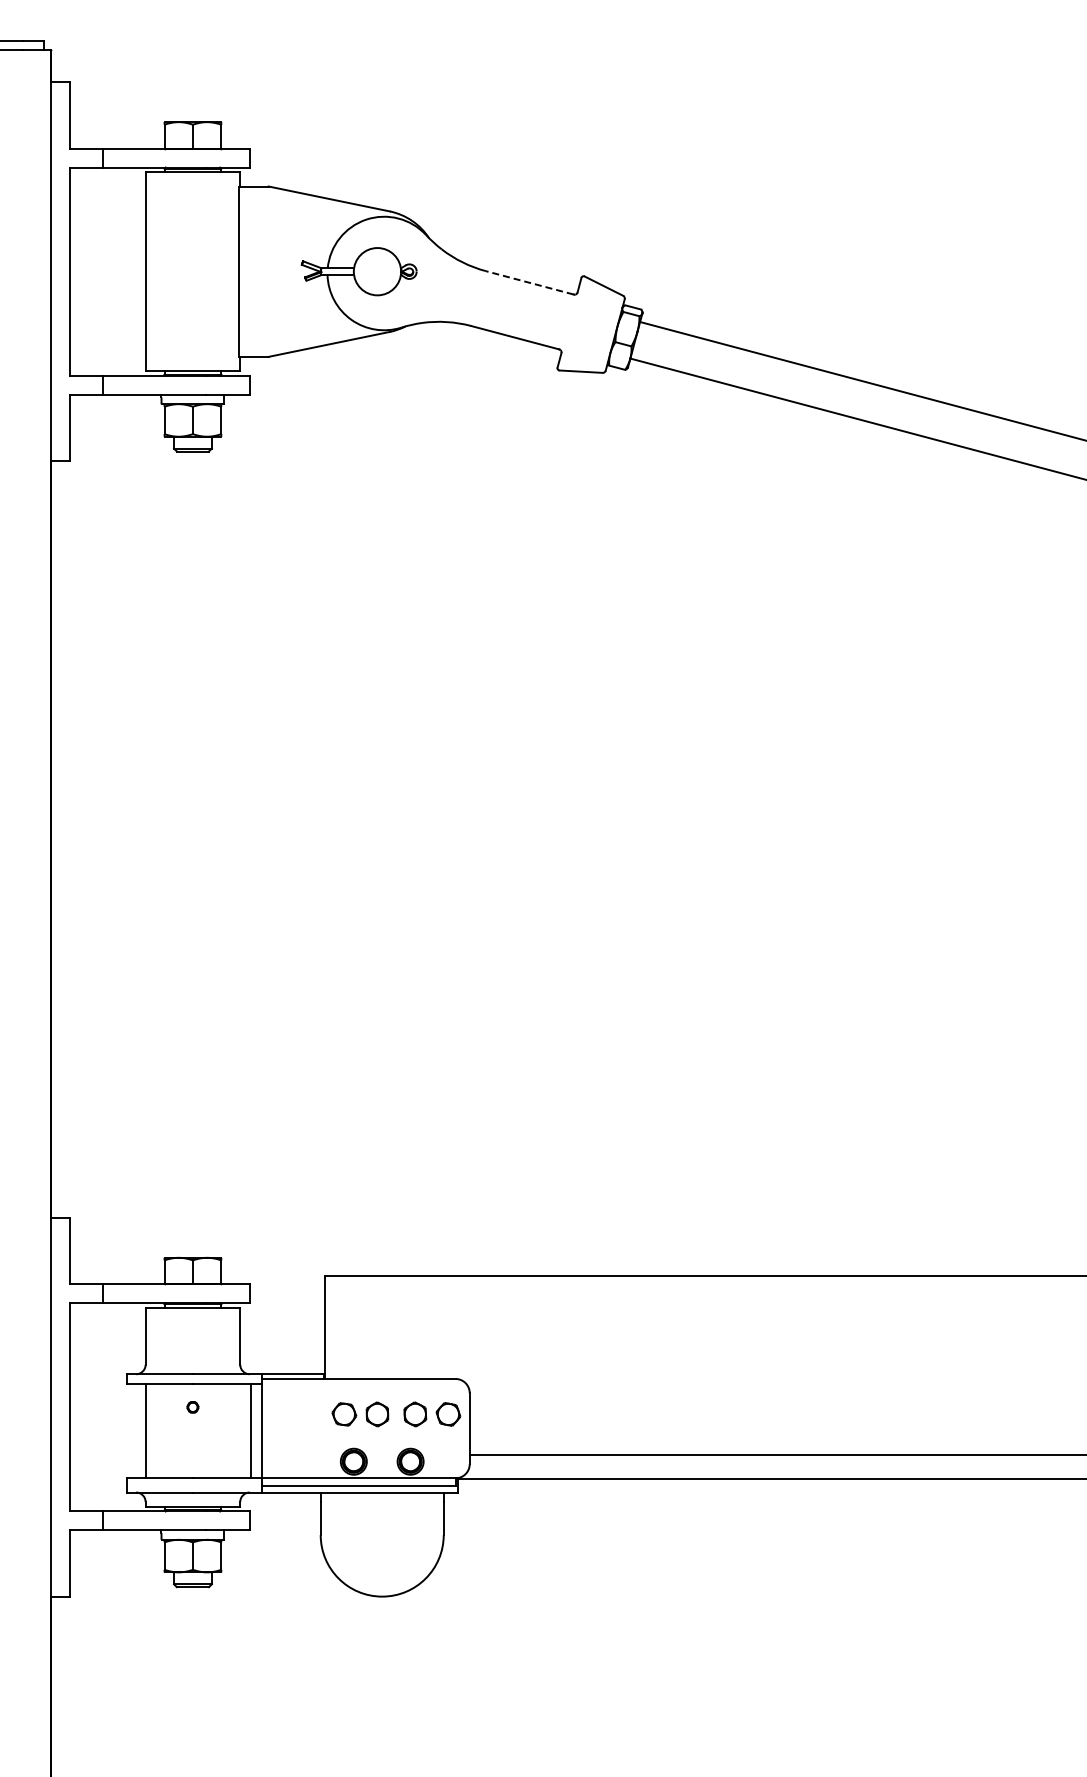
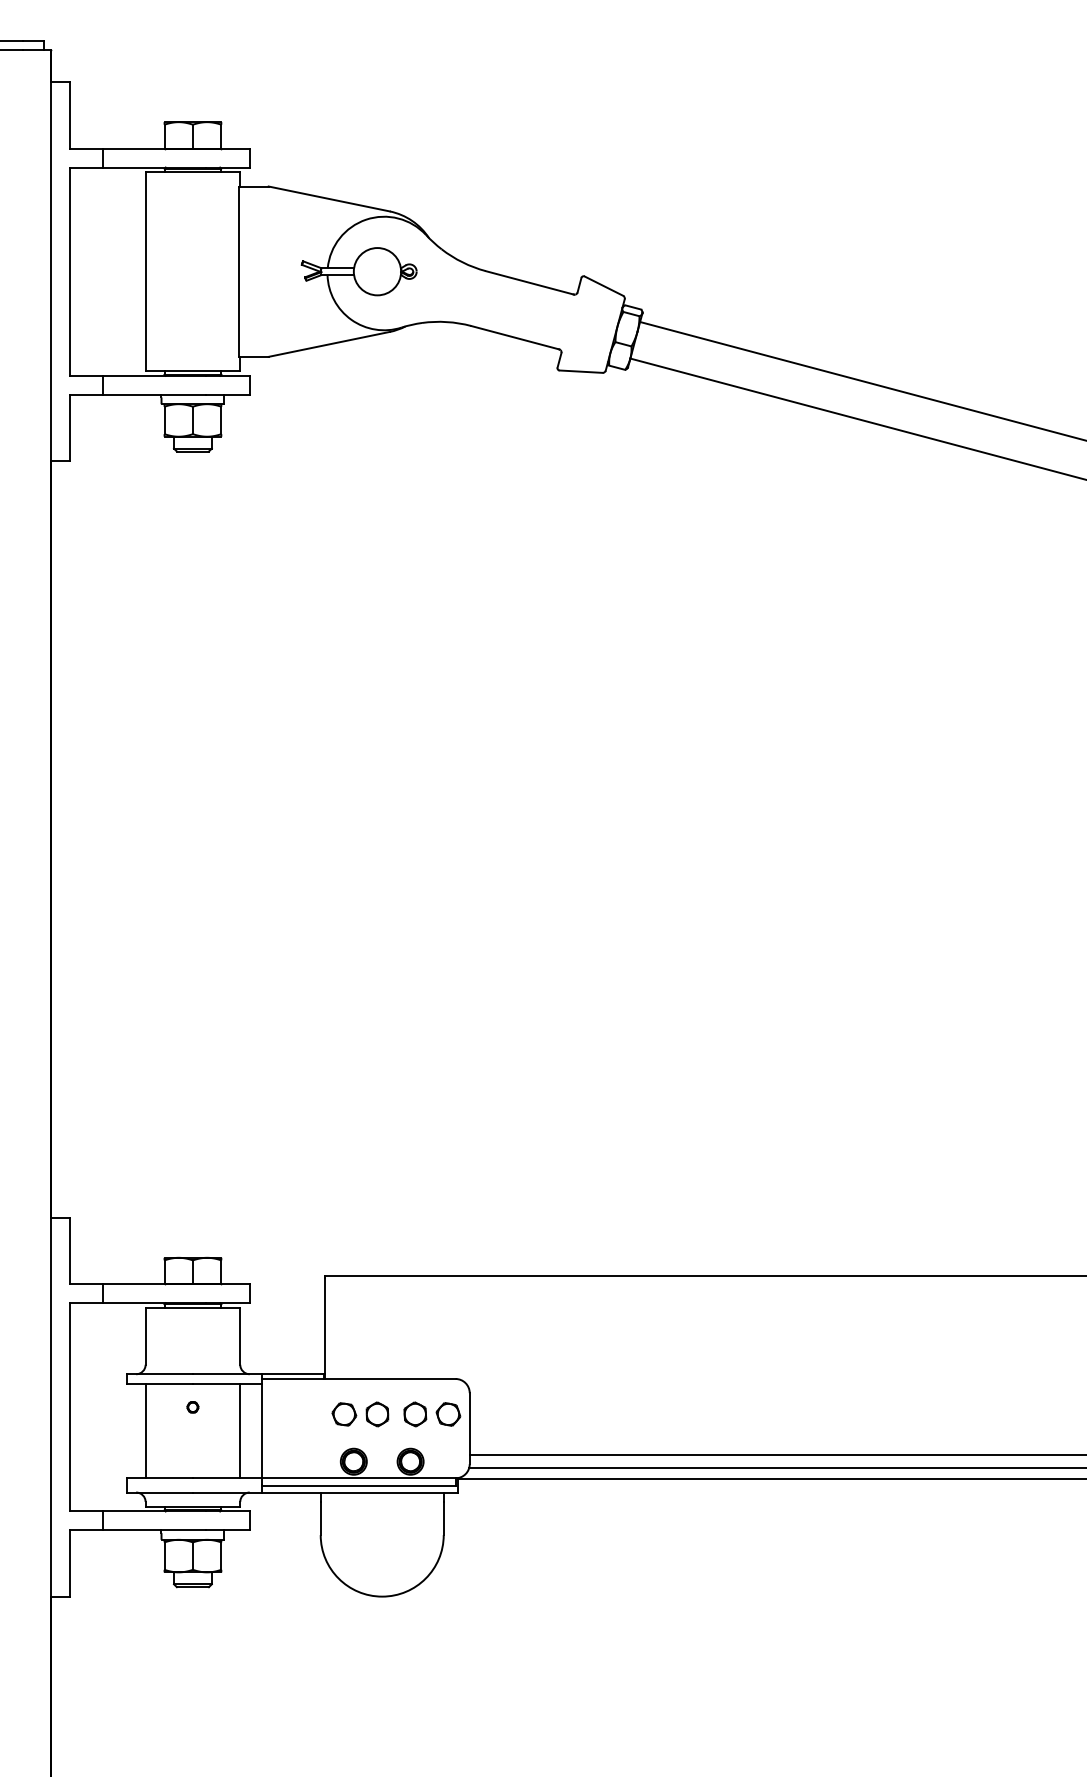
line: dashed -> solid (529, 282)
line position: (251, 1430) -> (240, 1430) (240, 1430)
line: none -> present (776, 1468)
